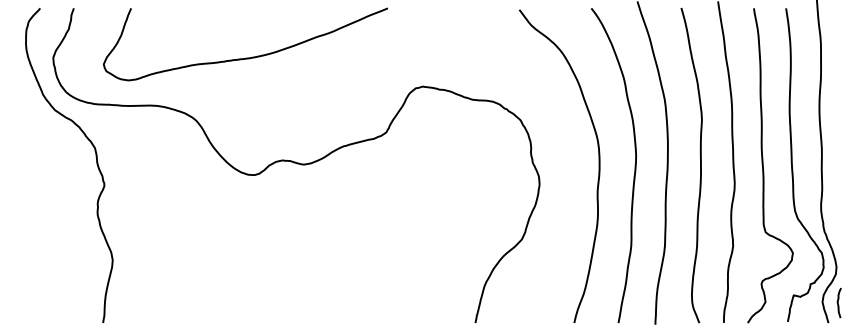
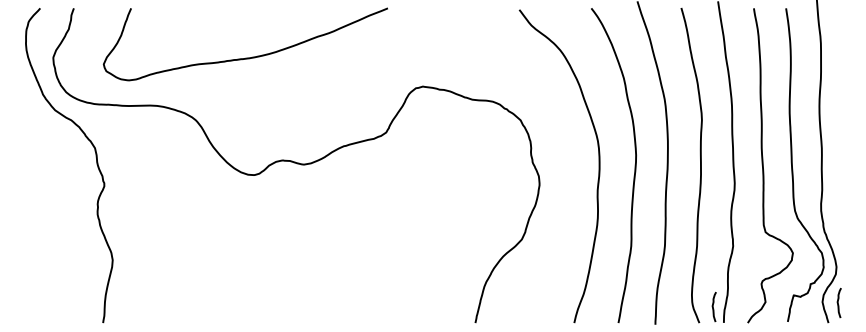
curve: none -> present (713, 306)
